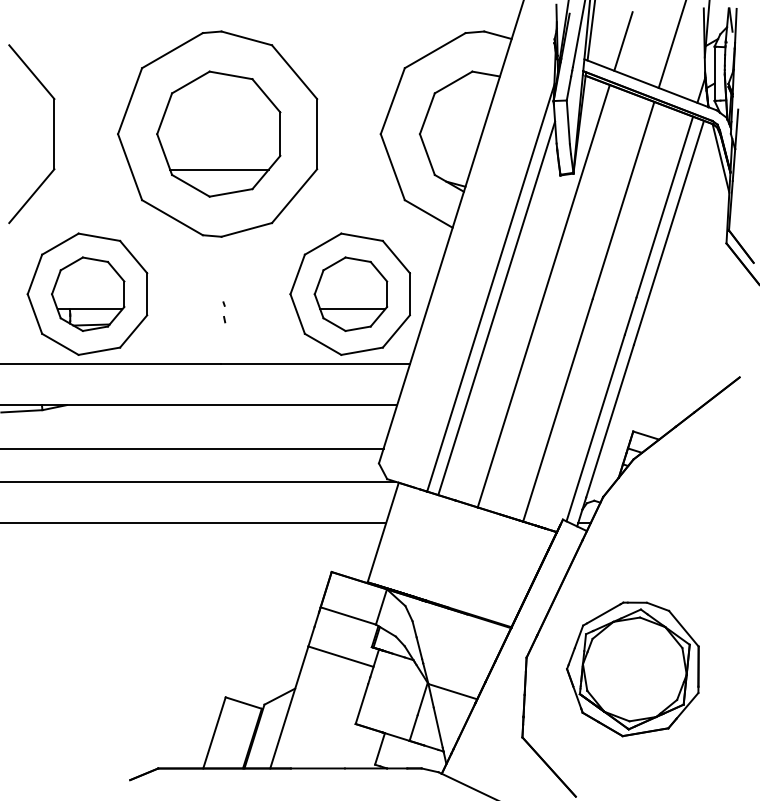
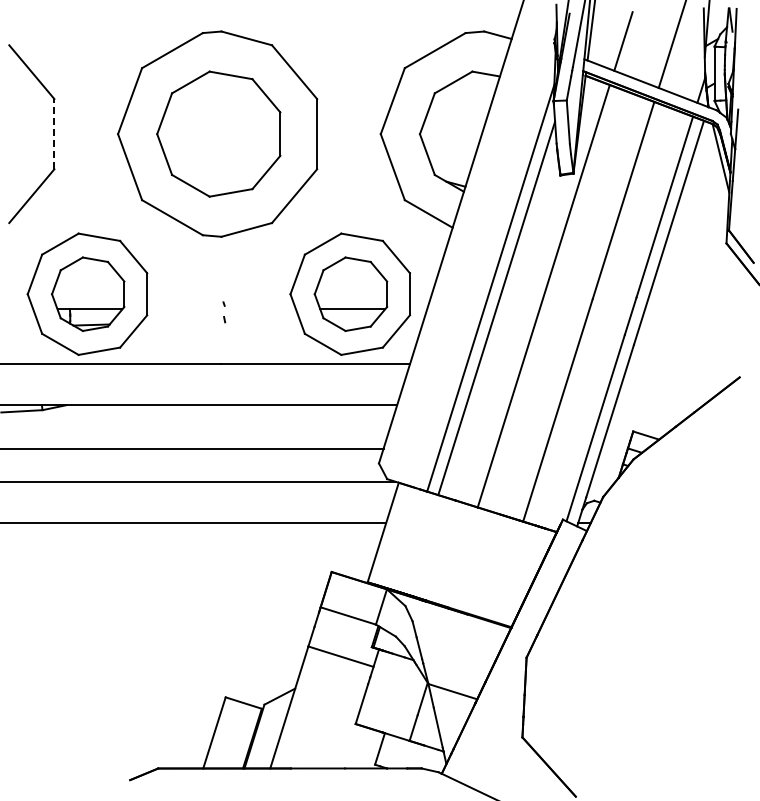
line: solid -> dashed (54, 133)
line: present -> none (219, 169)
part: present -> none (632, 669)
